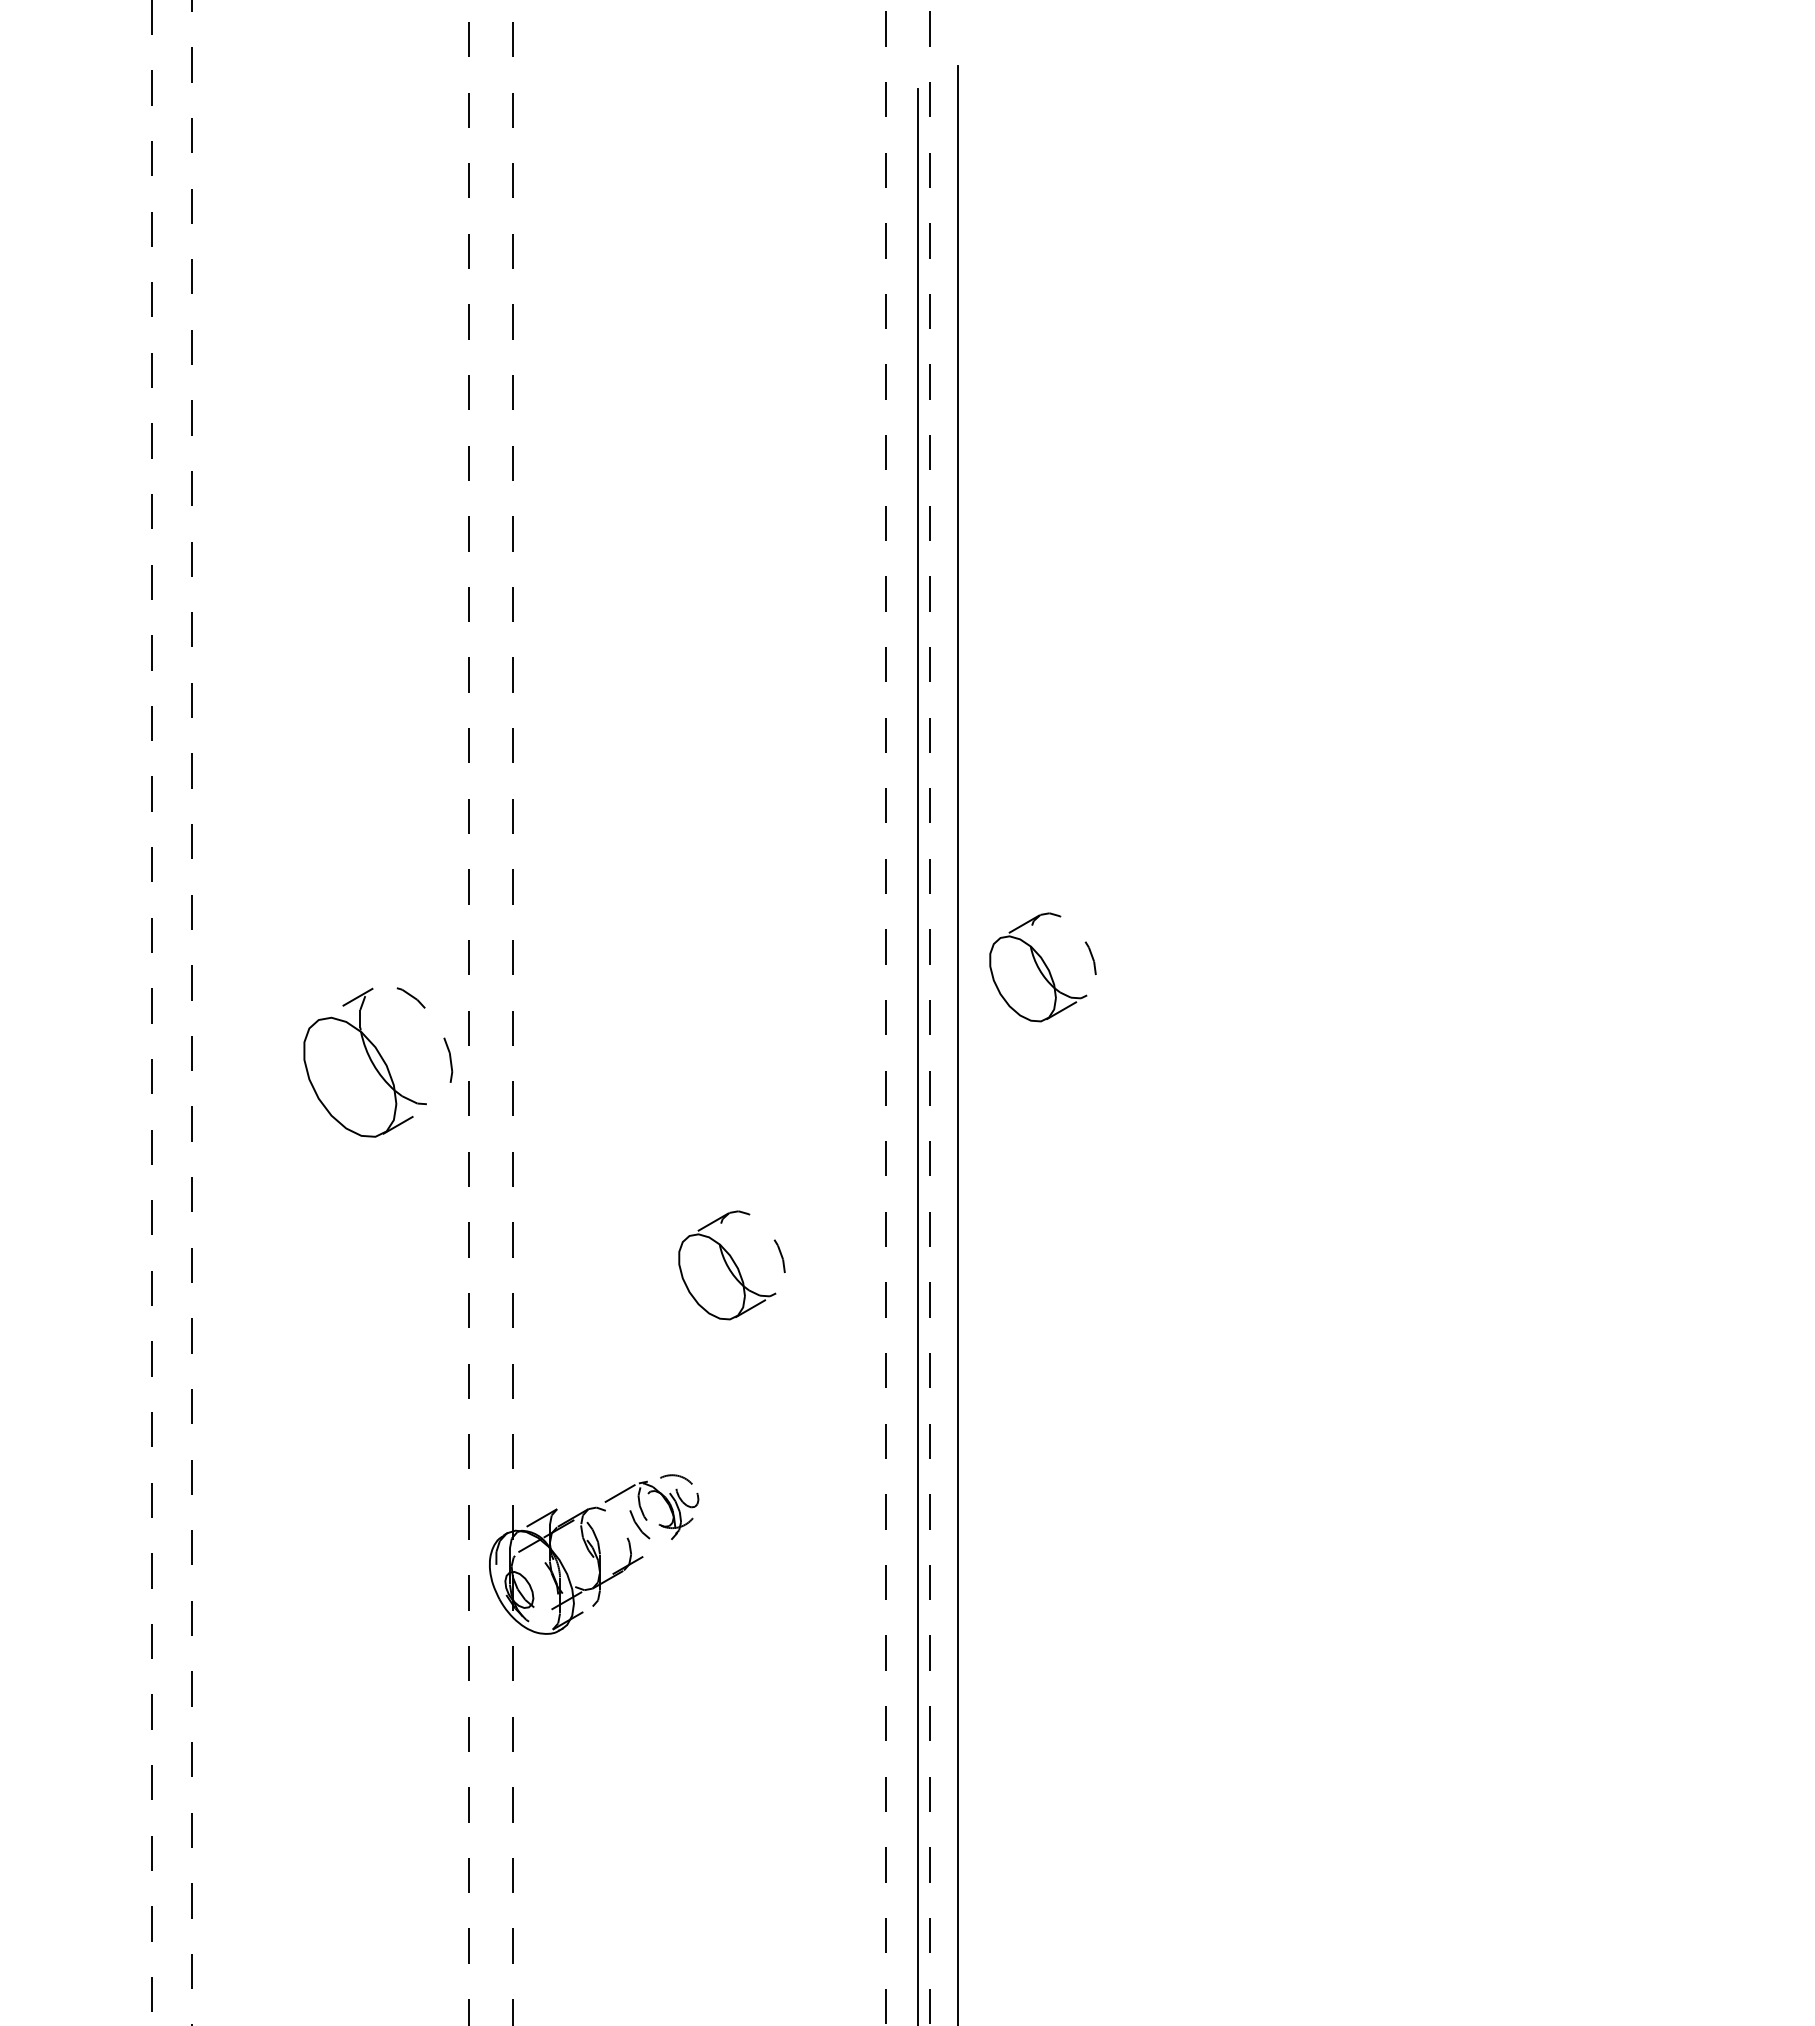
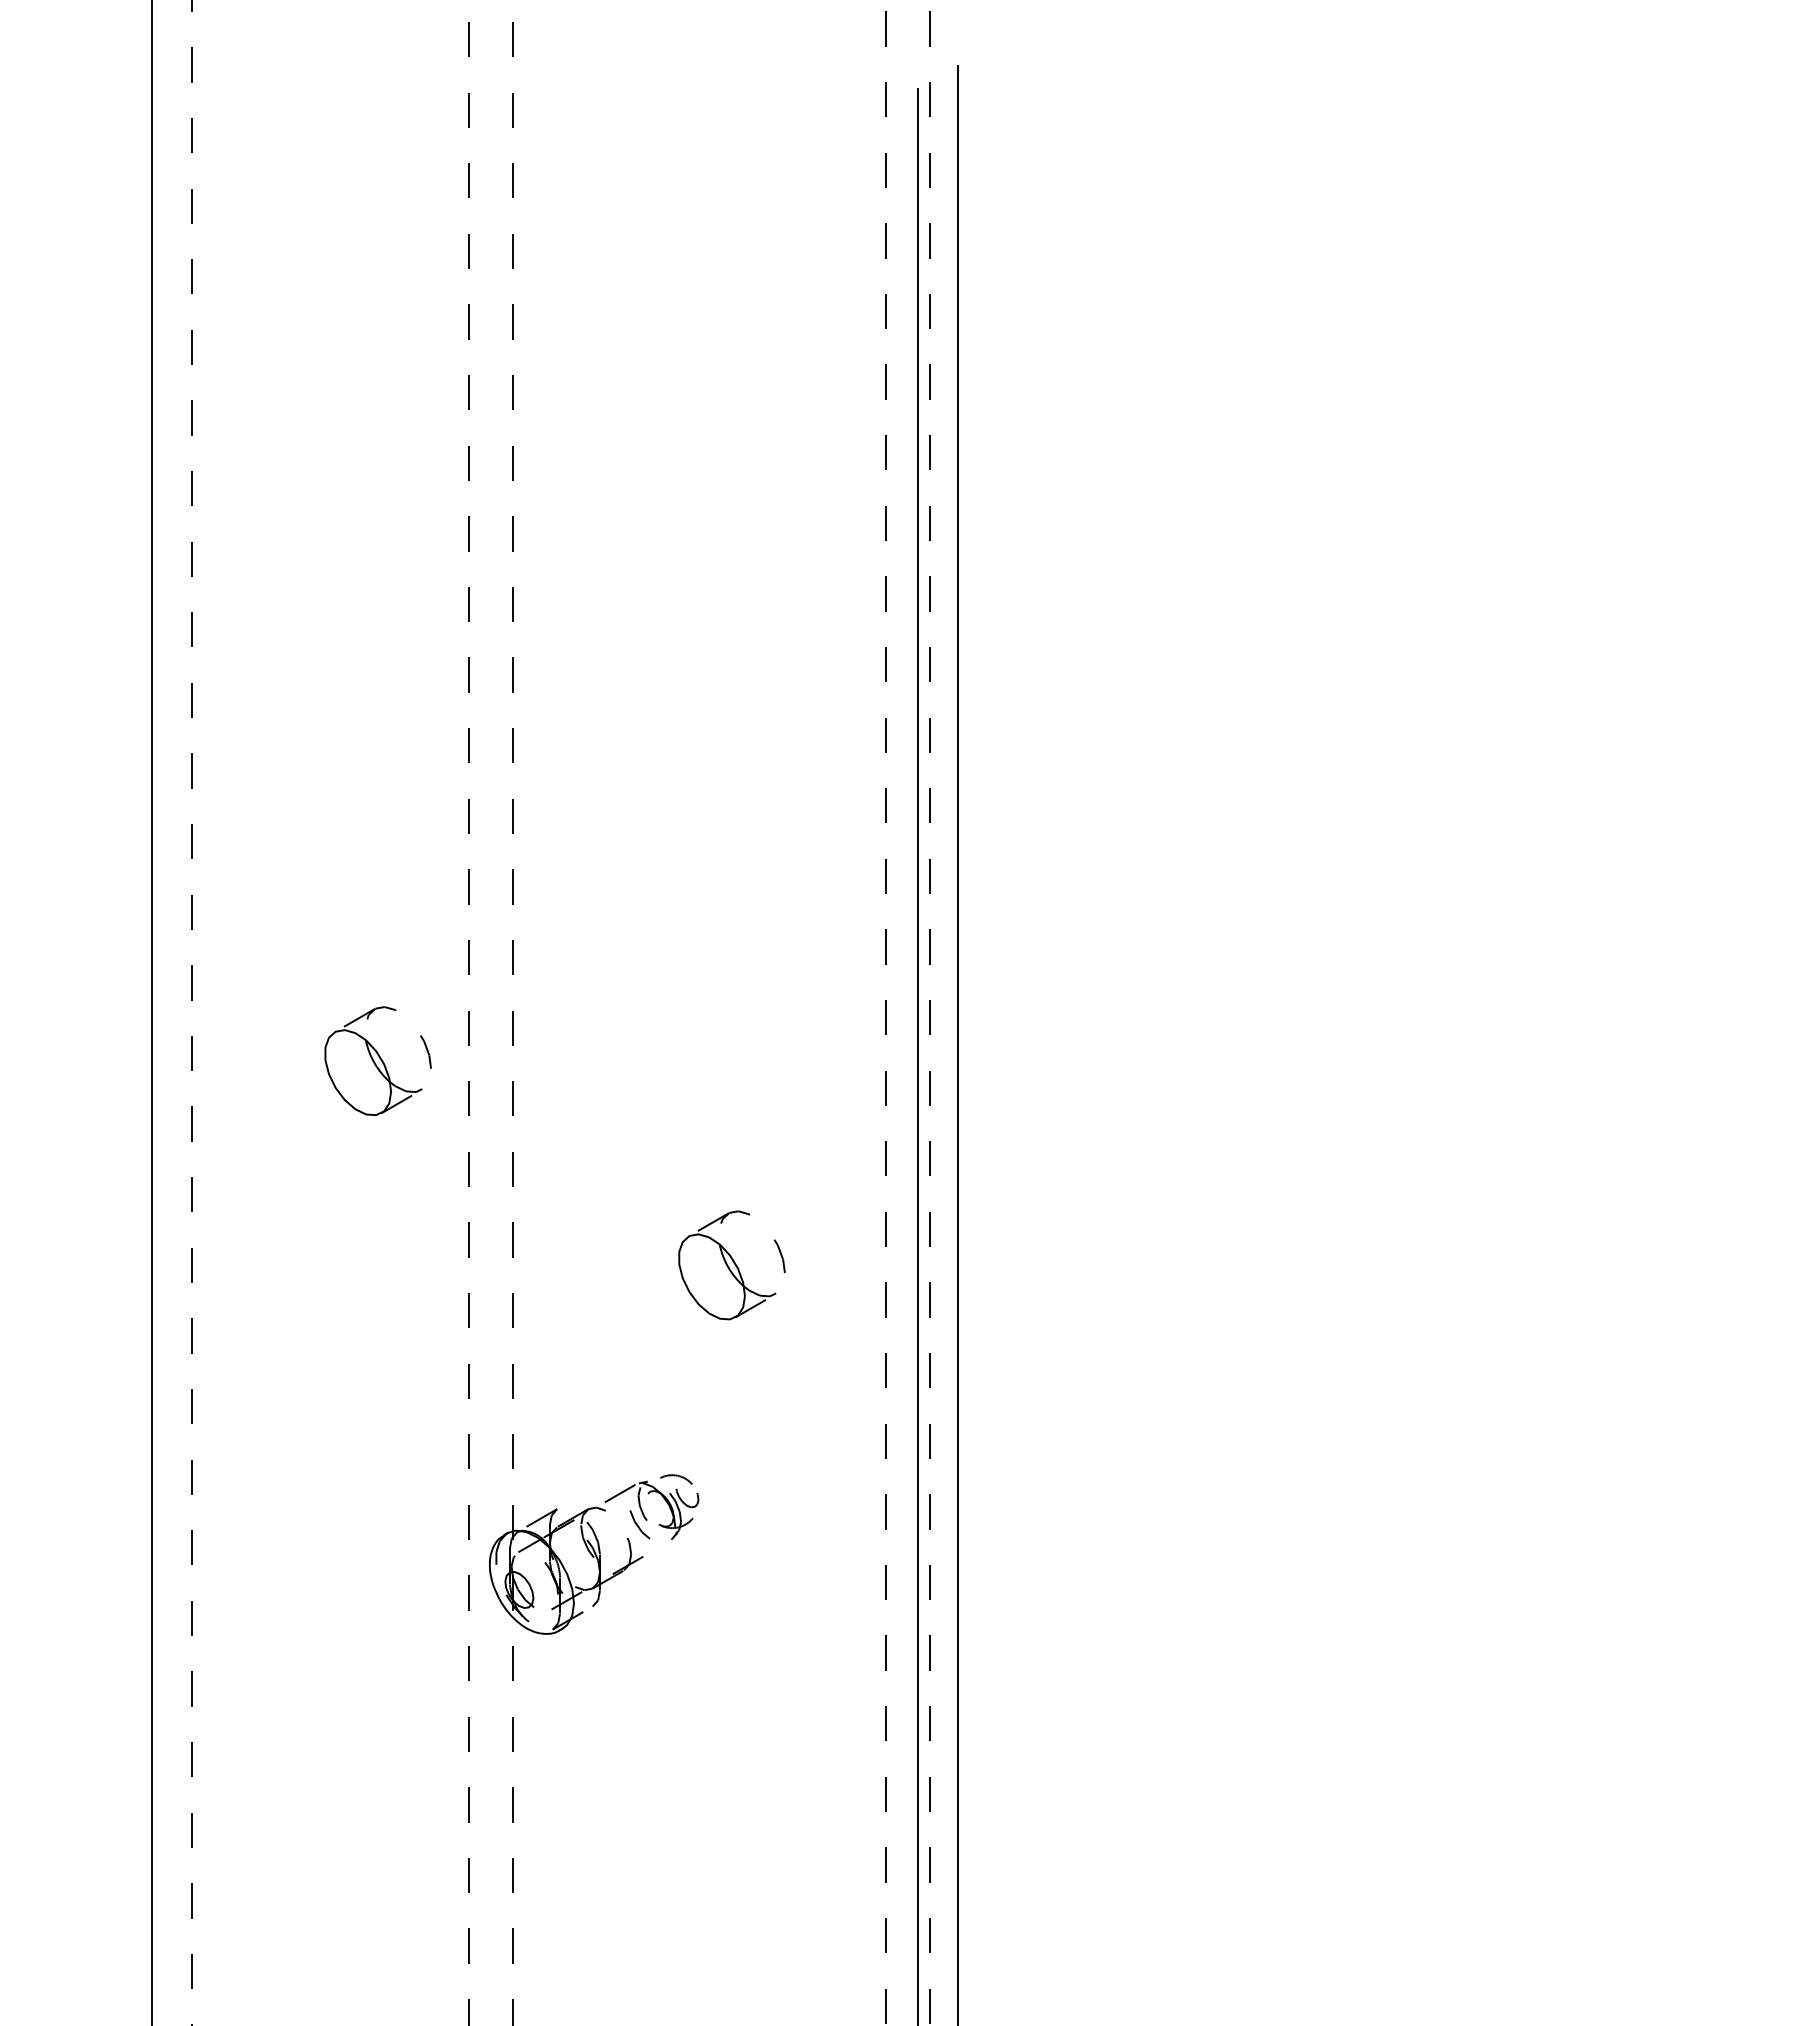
part: present -> none (1042, 967)
line: dashed -> solid (151, 1013)
part size: 151x151 px -> 108x110 px (377, 1060)
